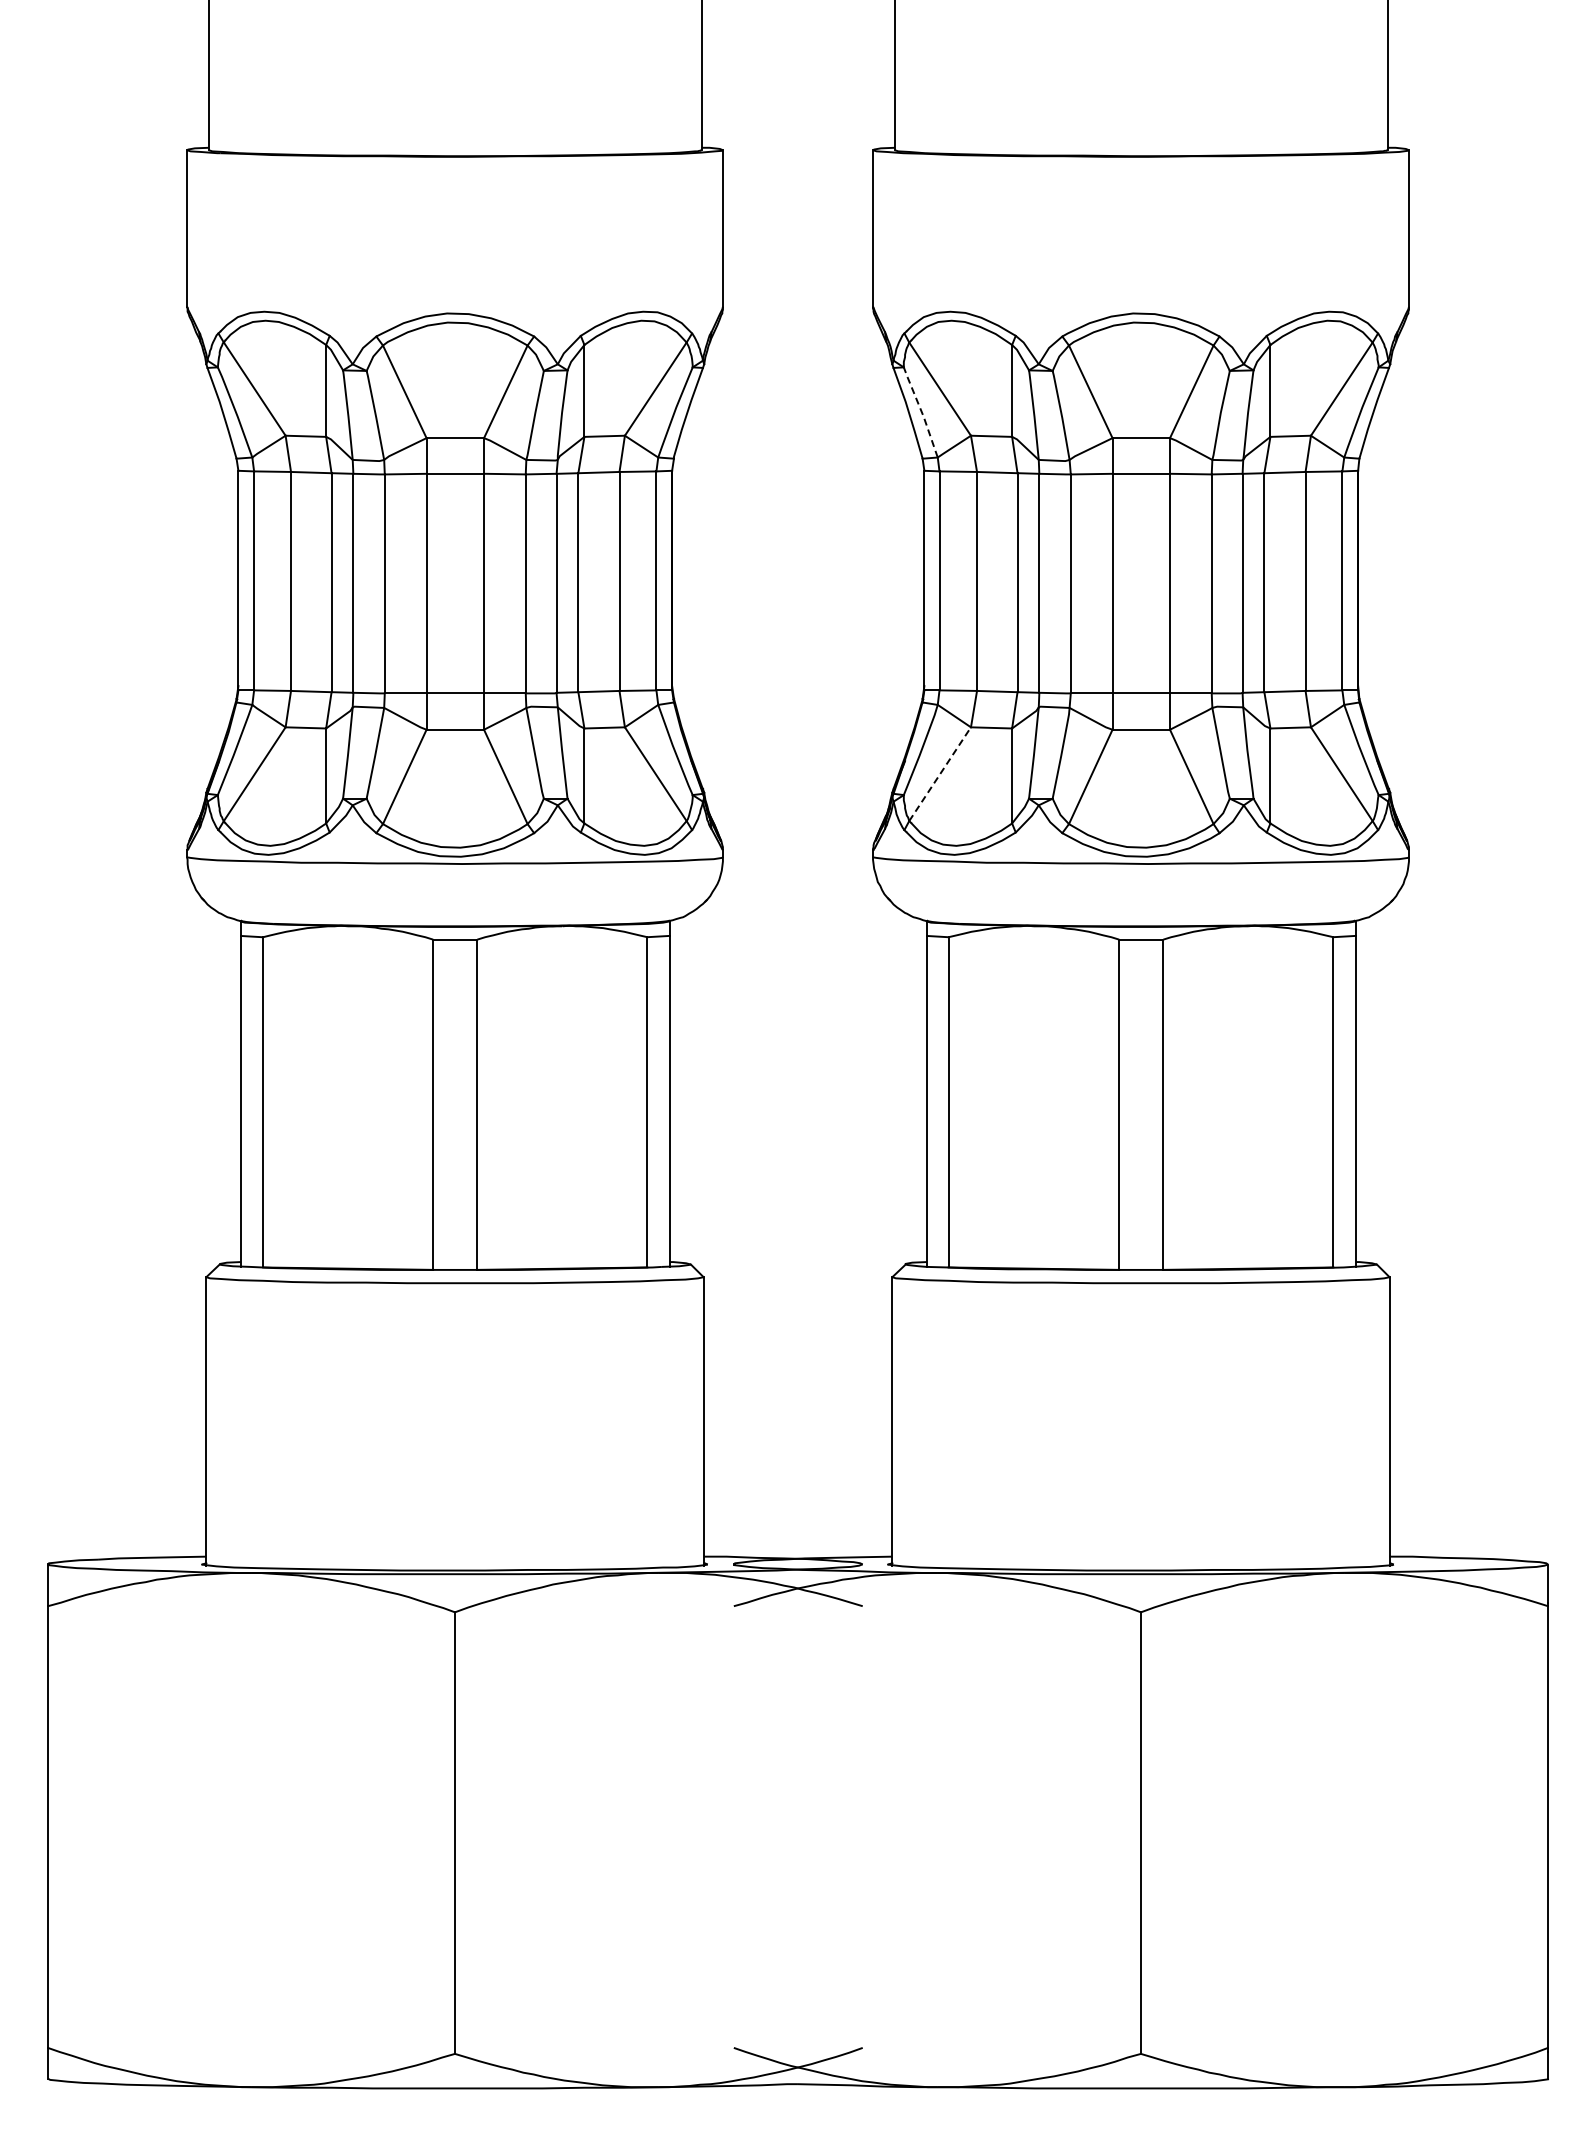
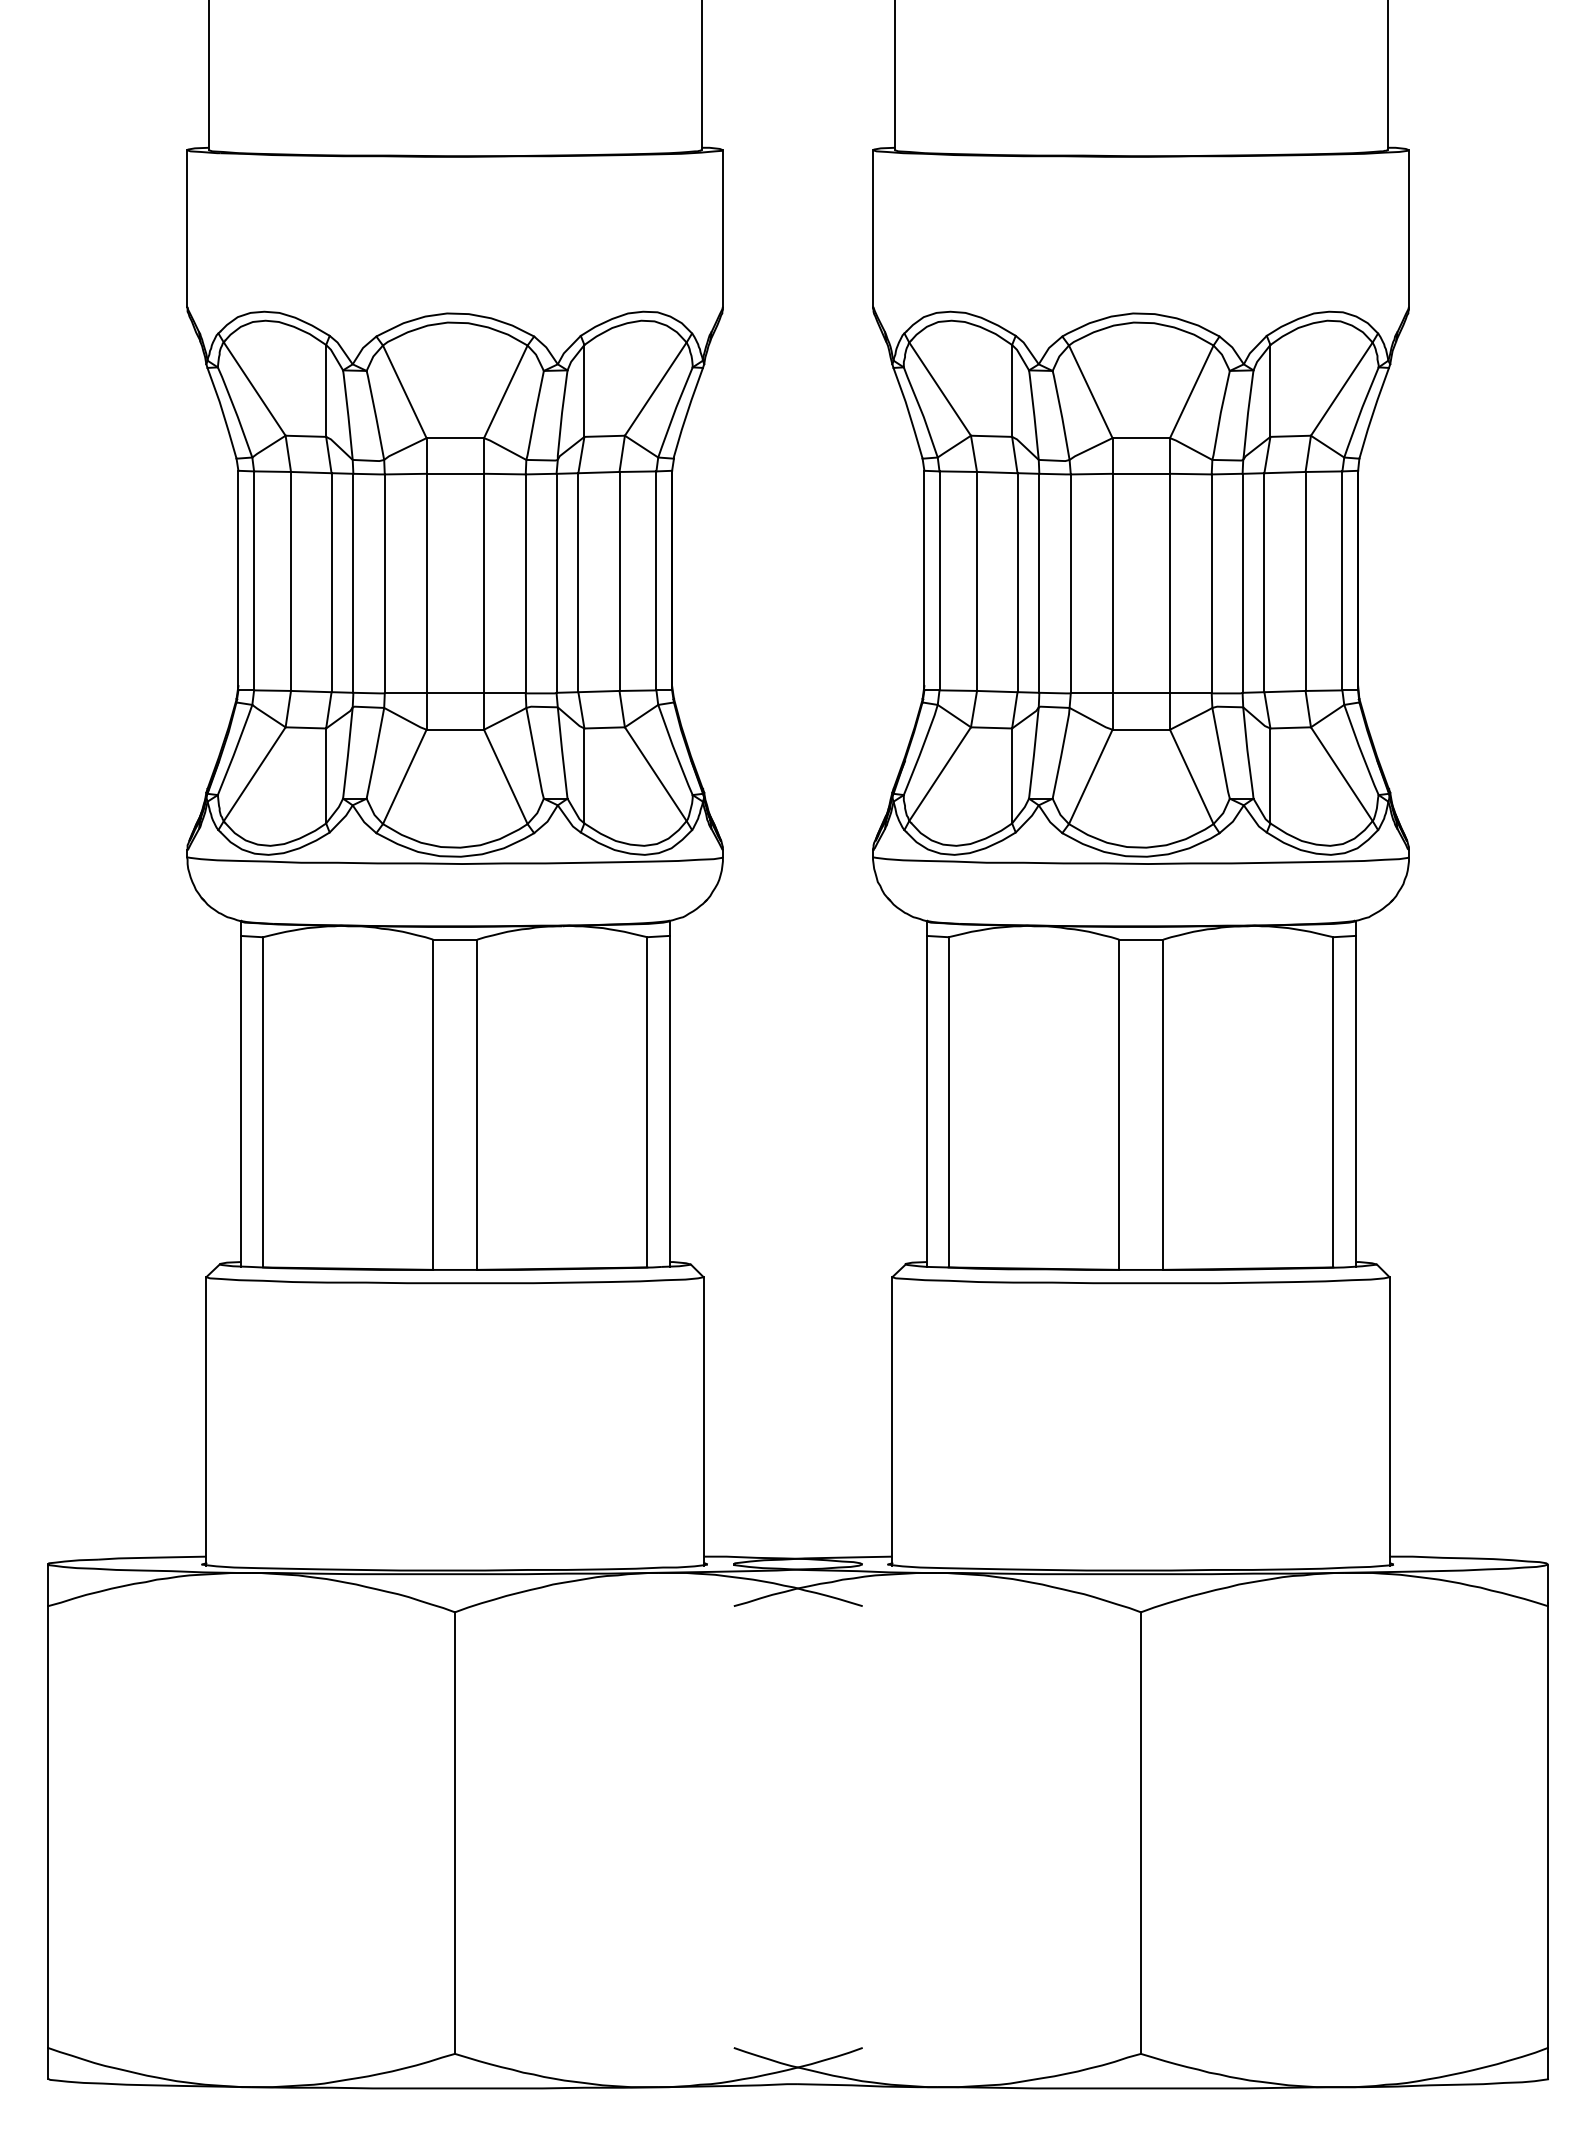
line: dashed -> solid (921, 411)
line: dashed -> solid (940, 773)
